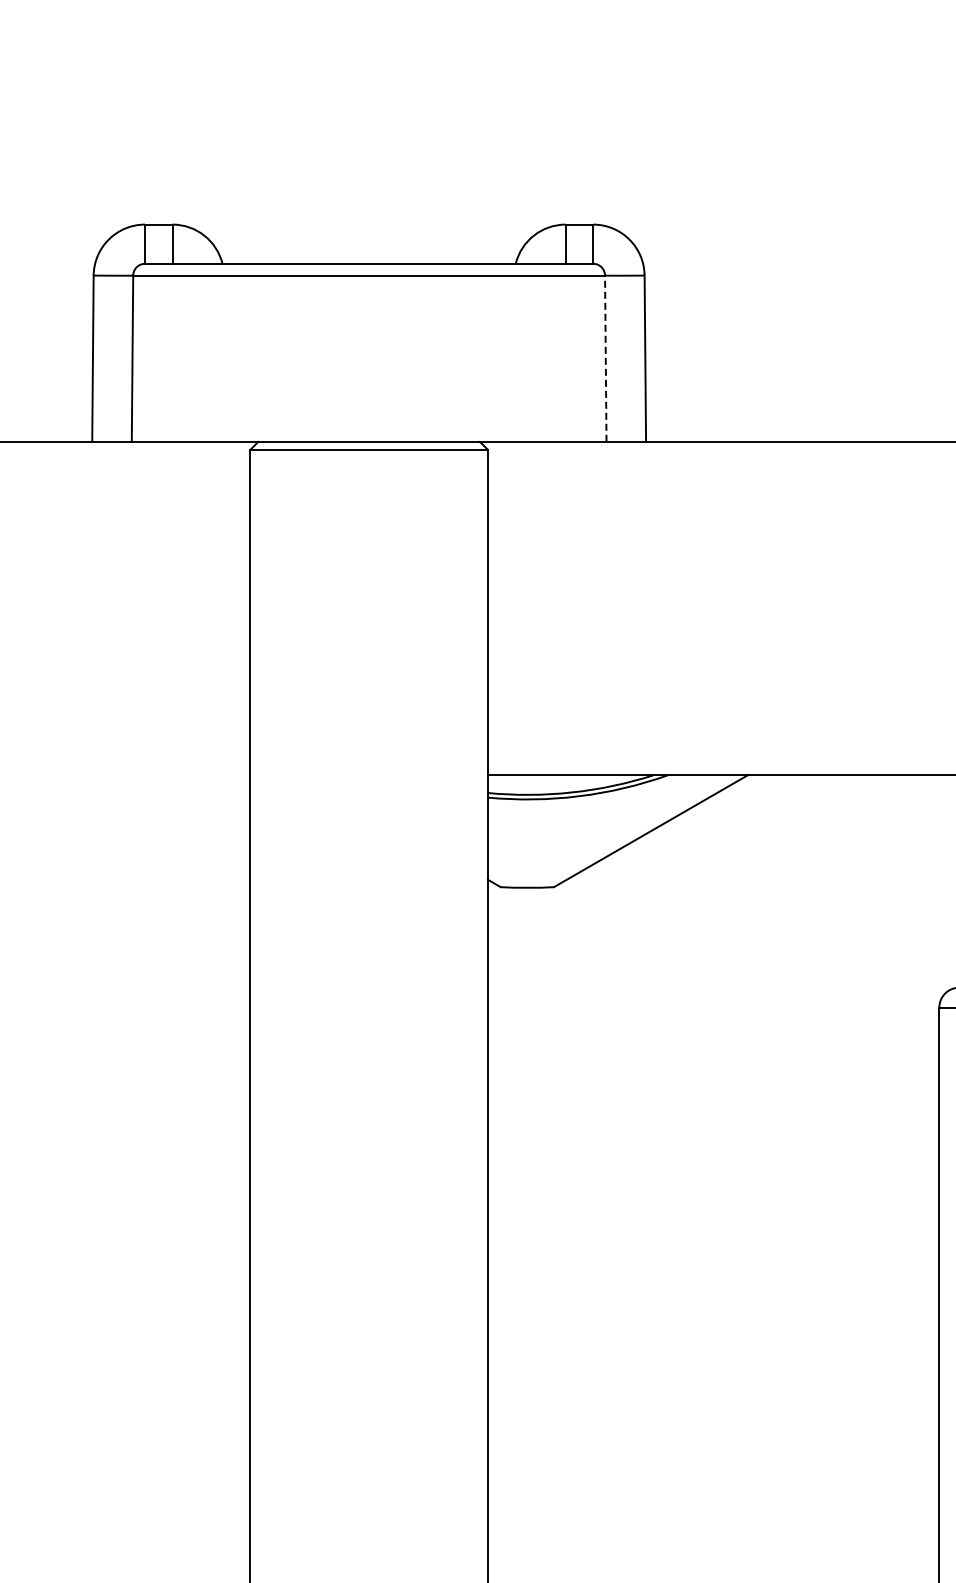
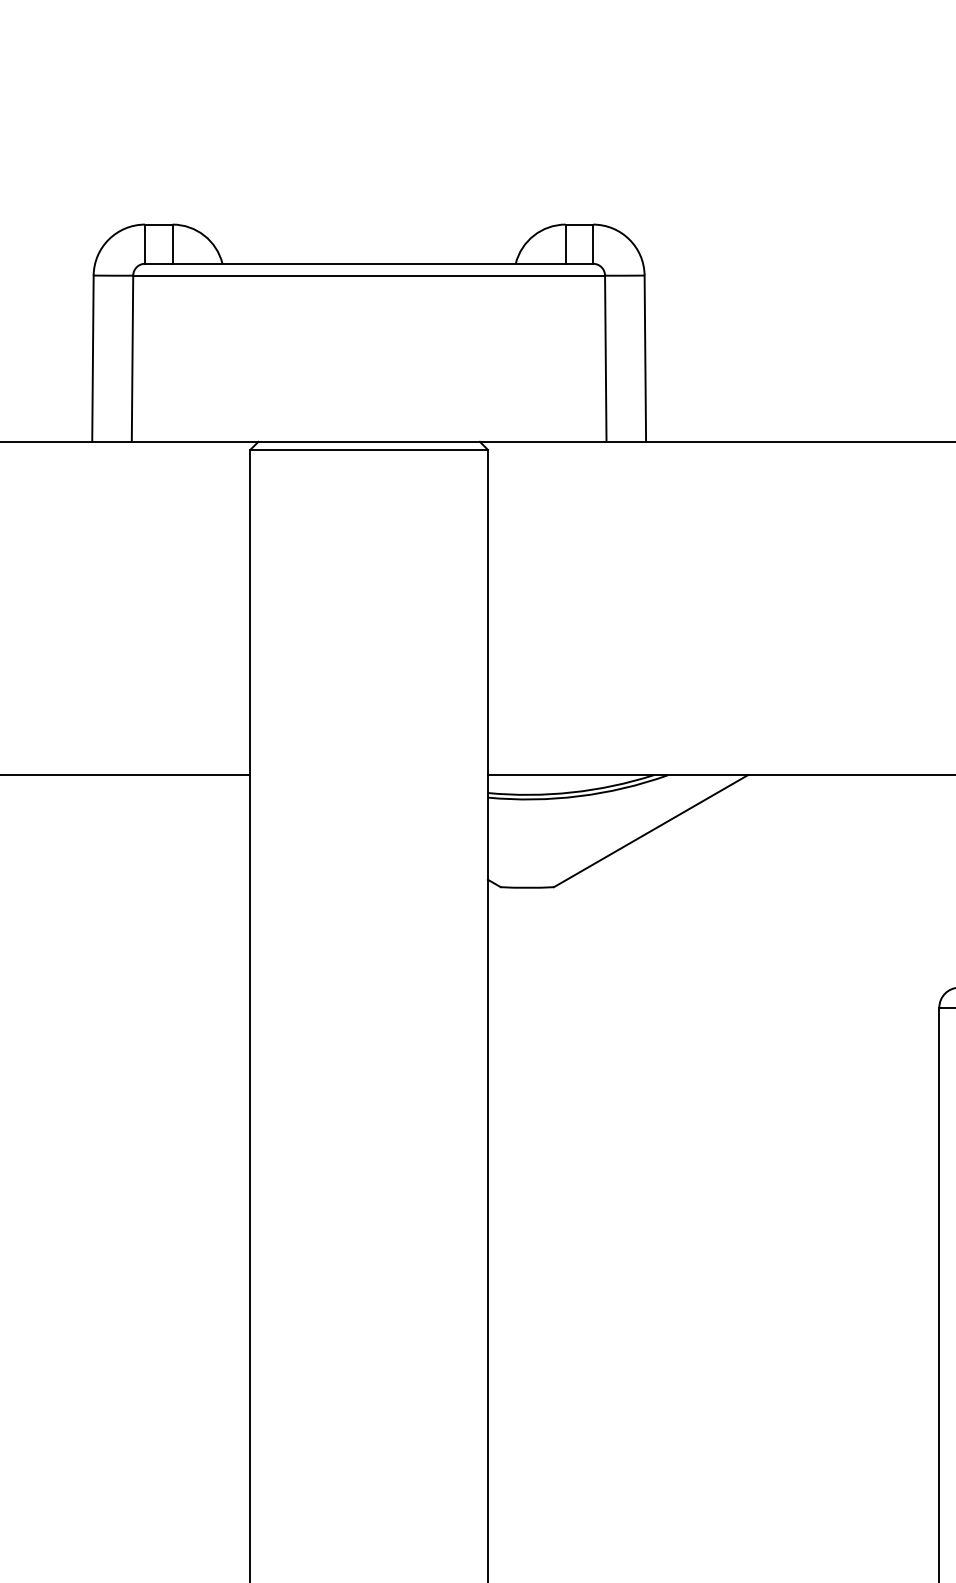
line: dashed -> solid (605, 358)
line: none -> present (126, 775)
